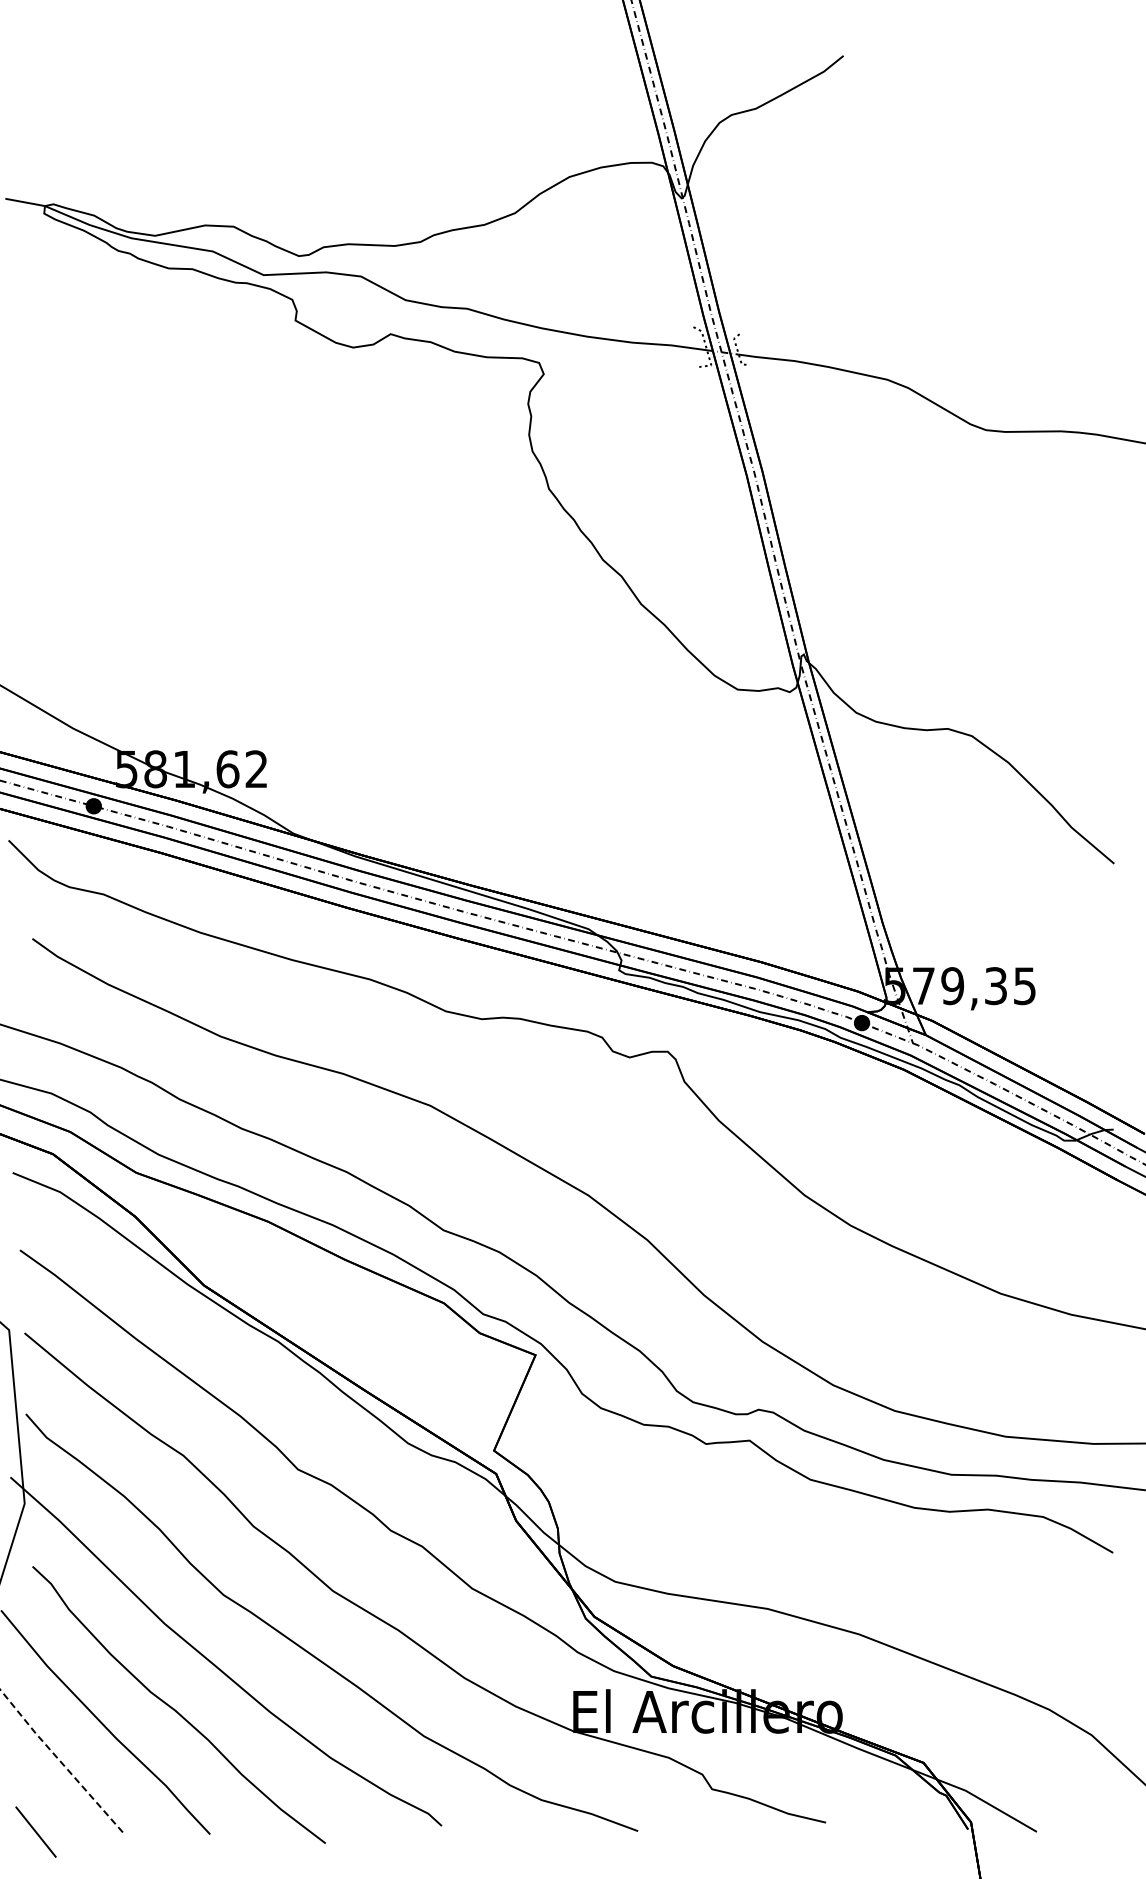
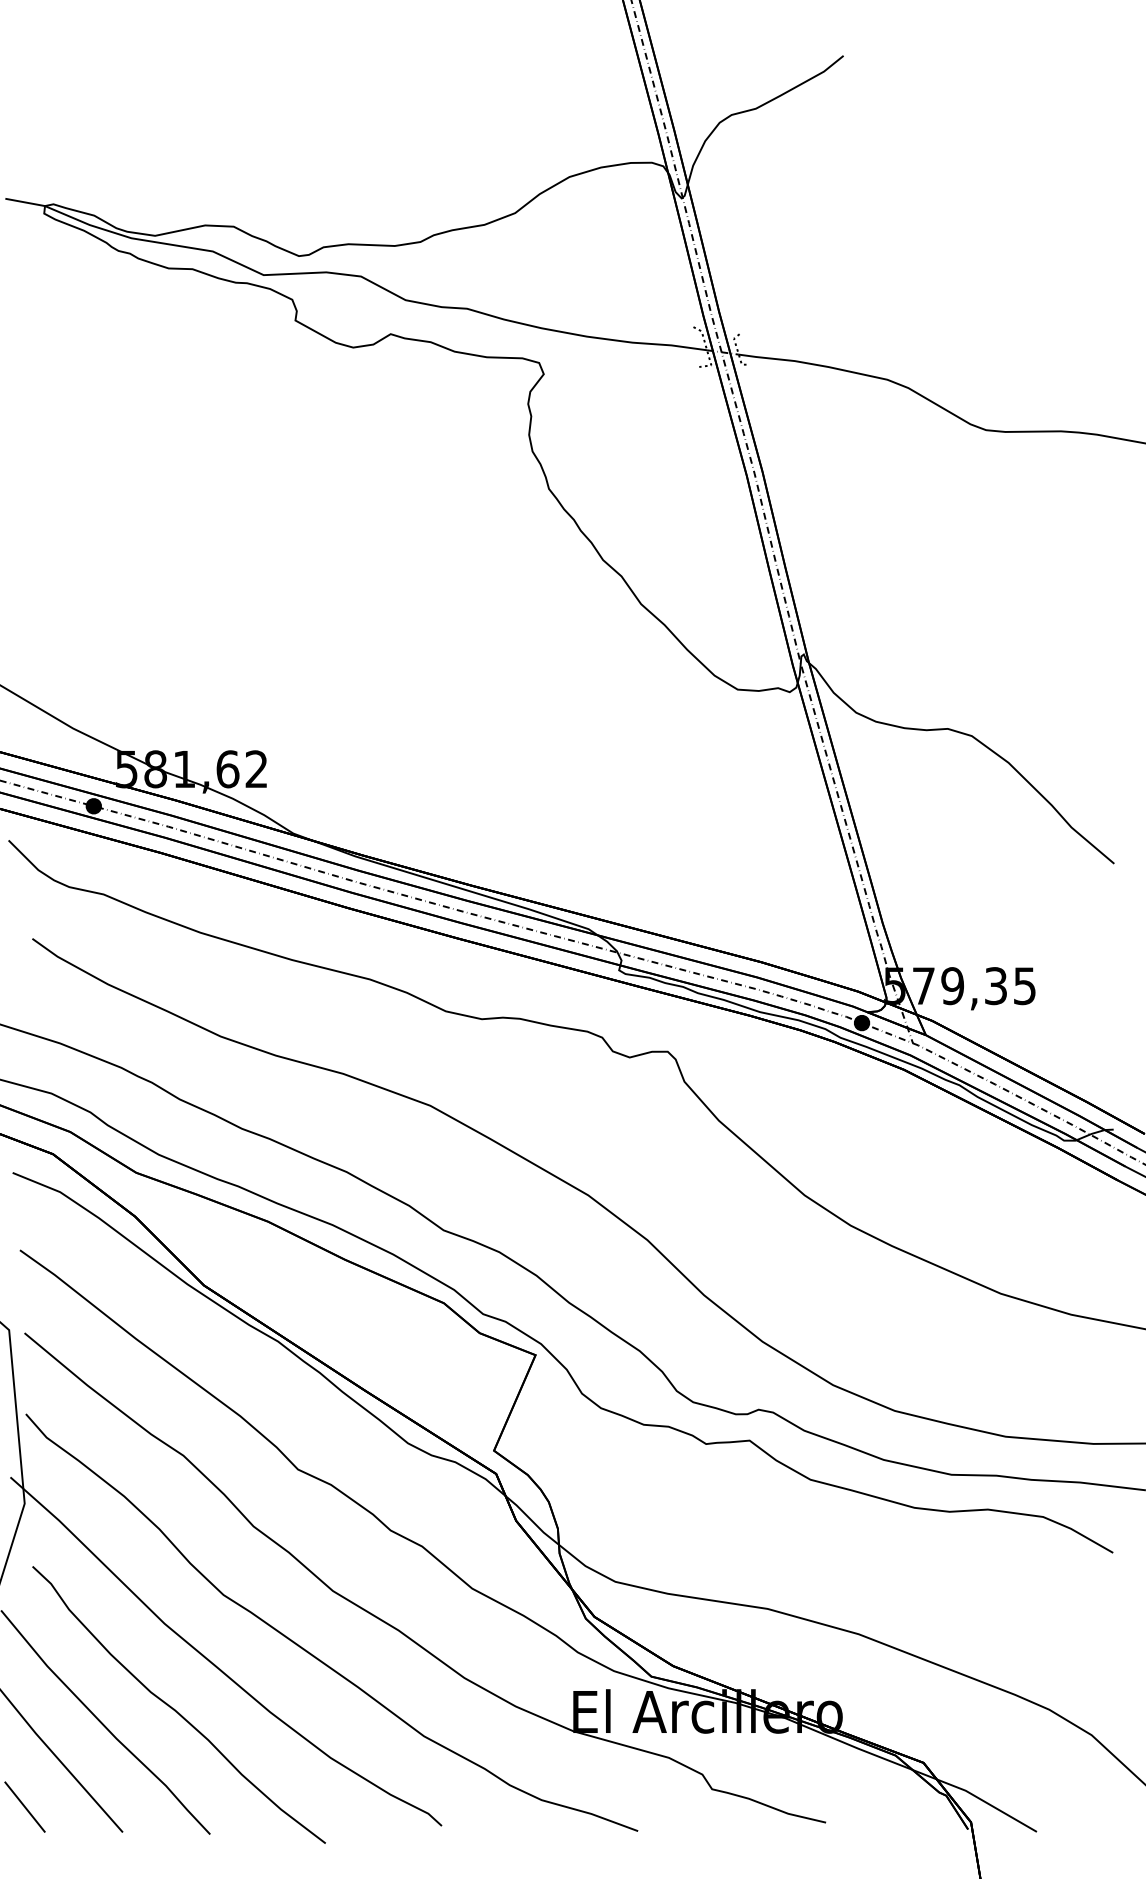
line: dashed -> solid (60, 1761)
line position: (35, 1831) -> (24, 1806) (24, 1806)
